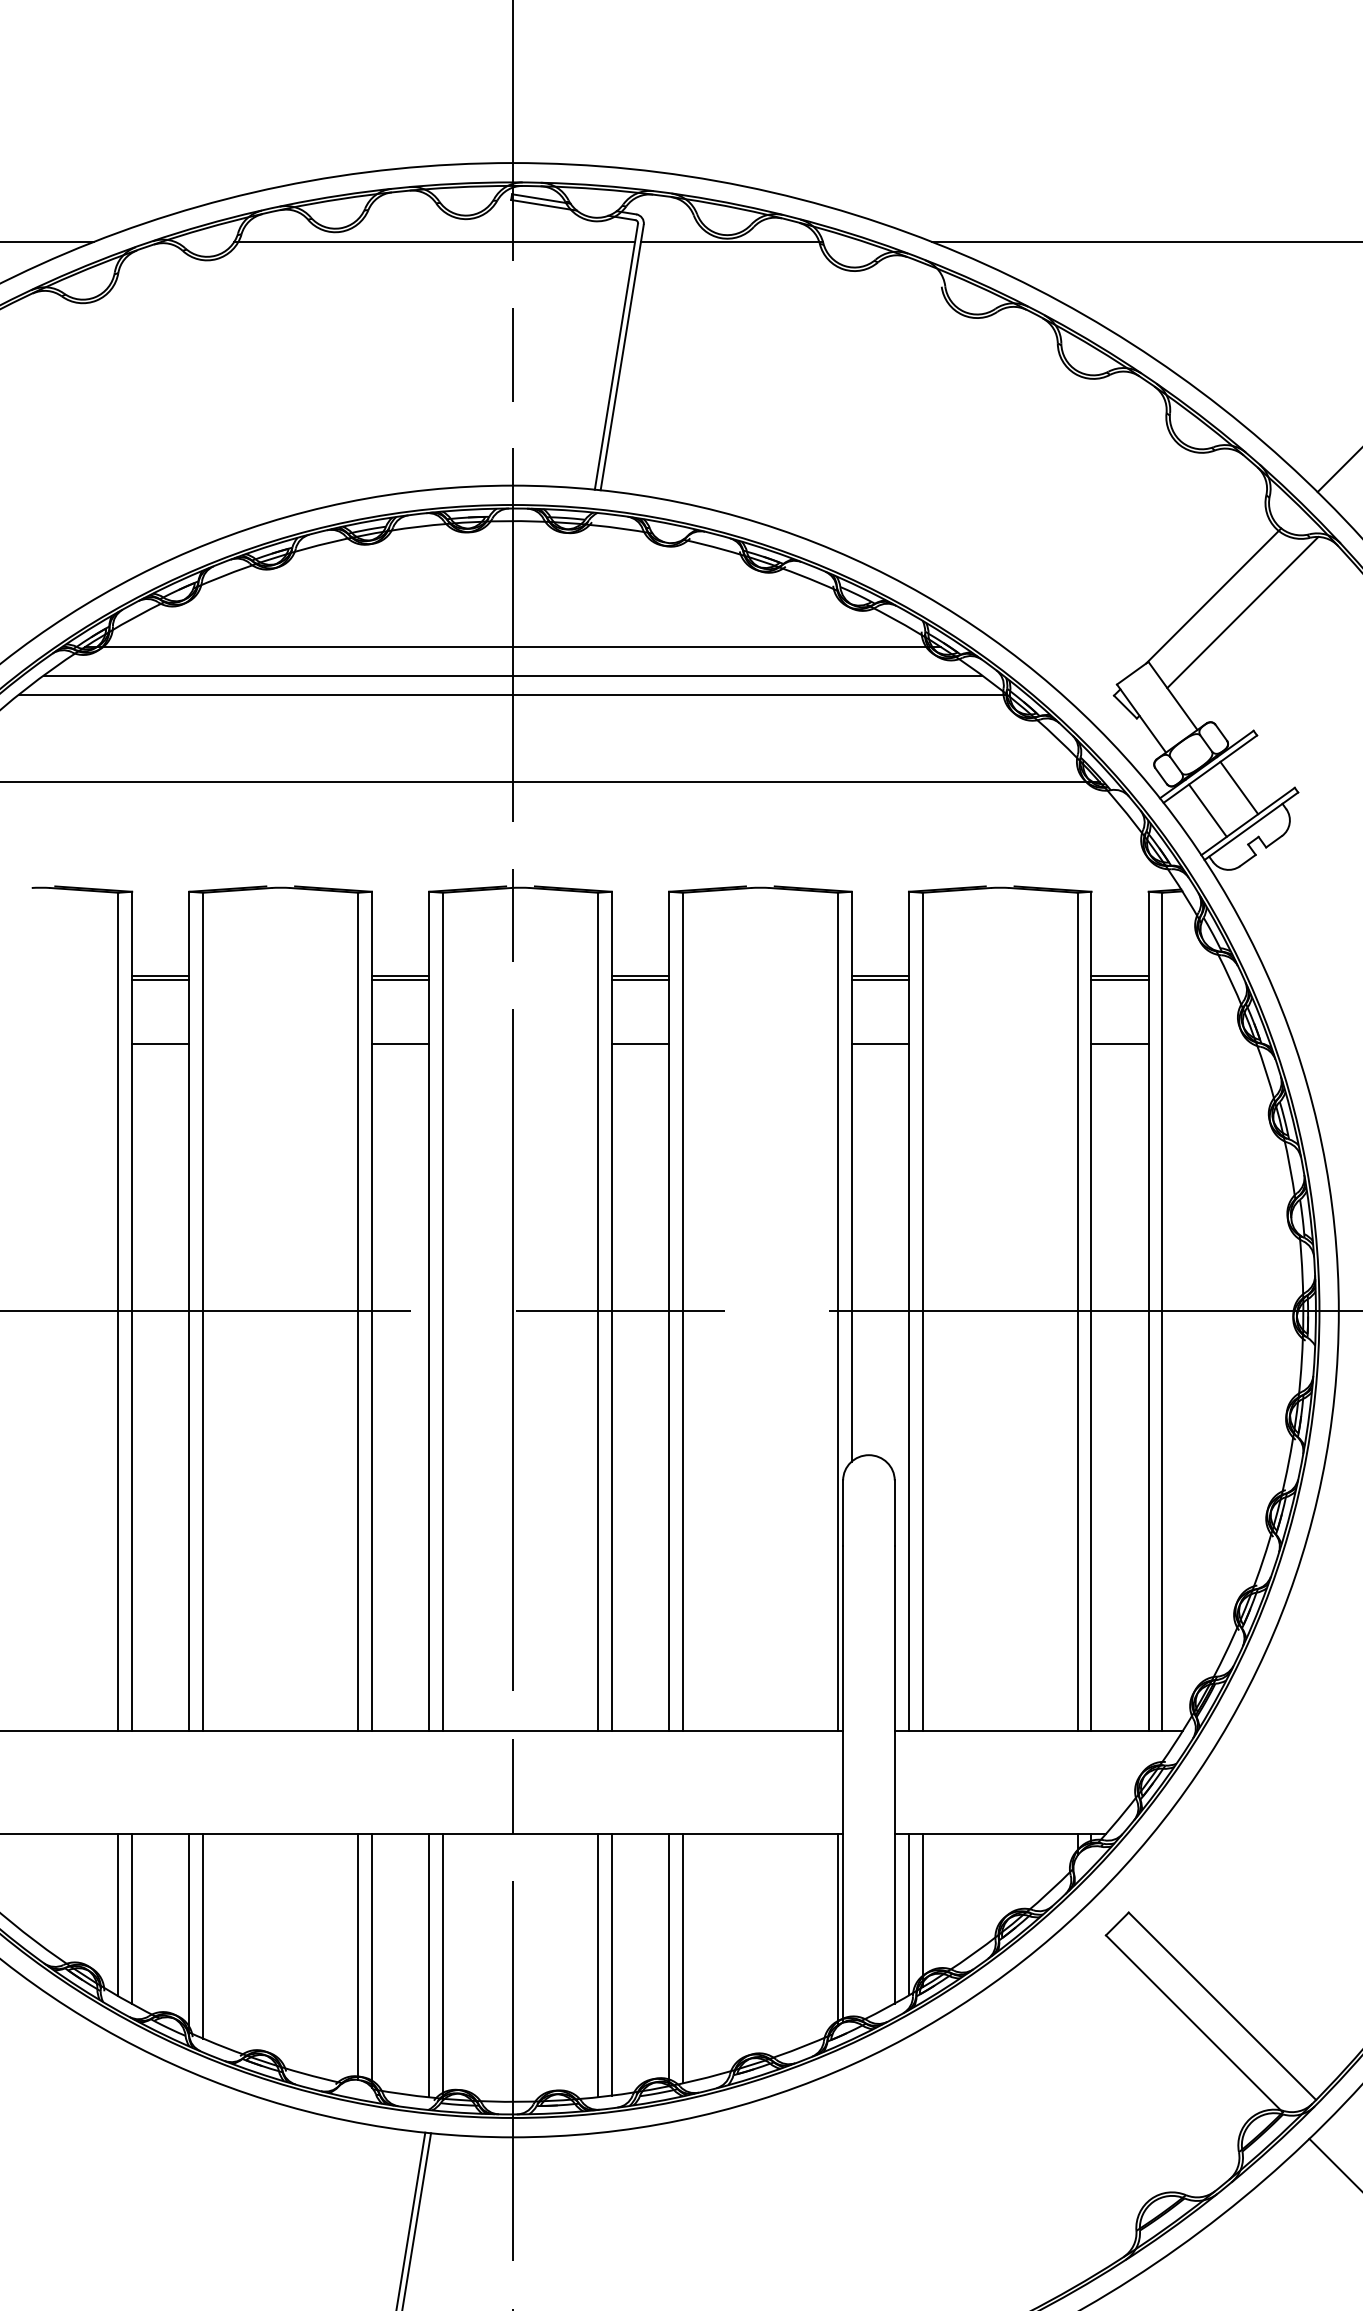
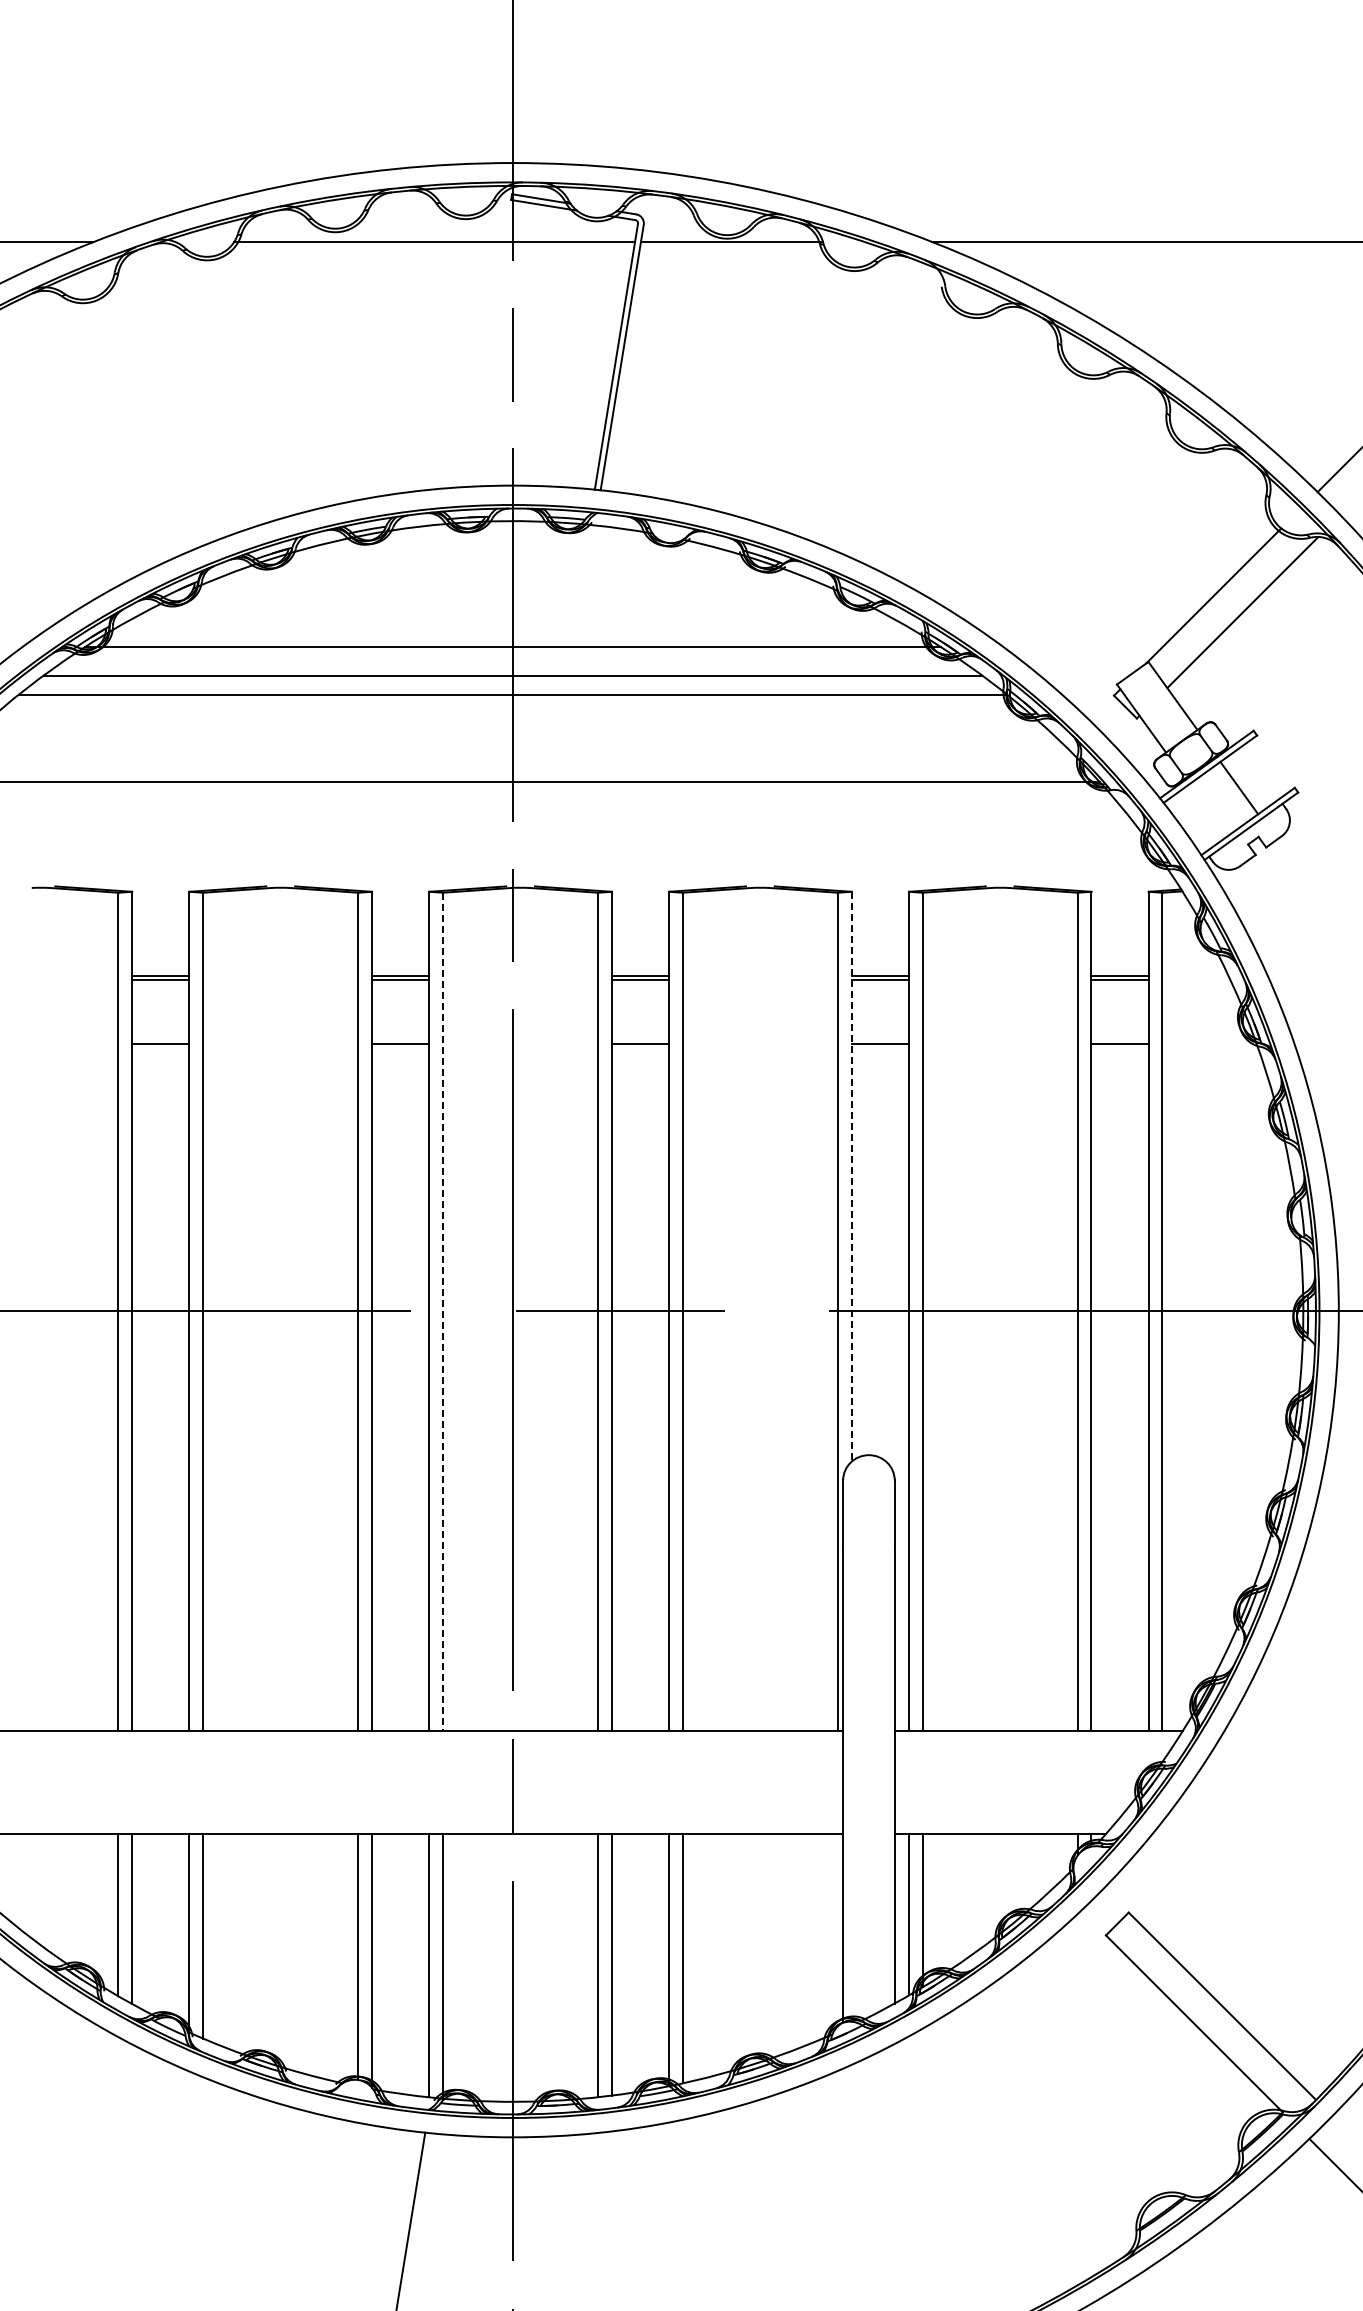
line: present -> none (1207, 810)
line: solid -> dashed (851, 1176)
line: solid -> dashed (442, 1312)
line: present -> none (837, 1930)
line: present -> none (416, 2220)
